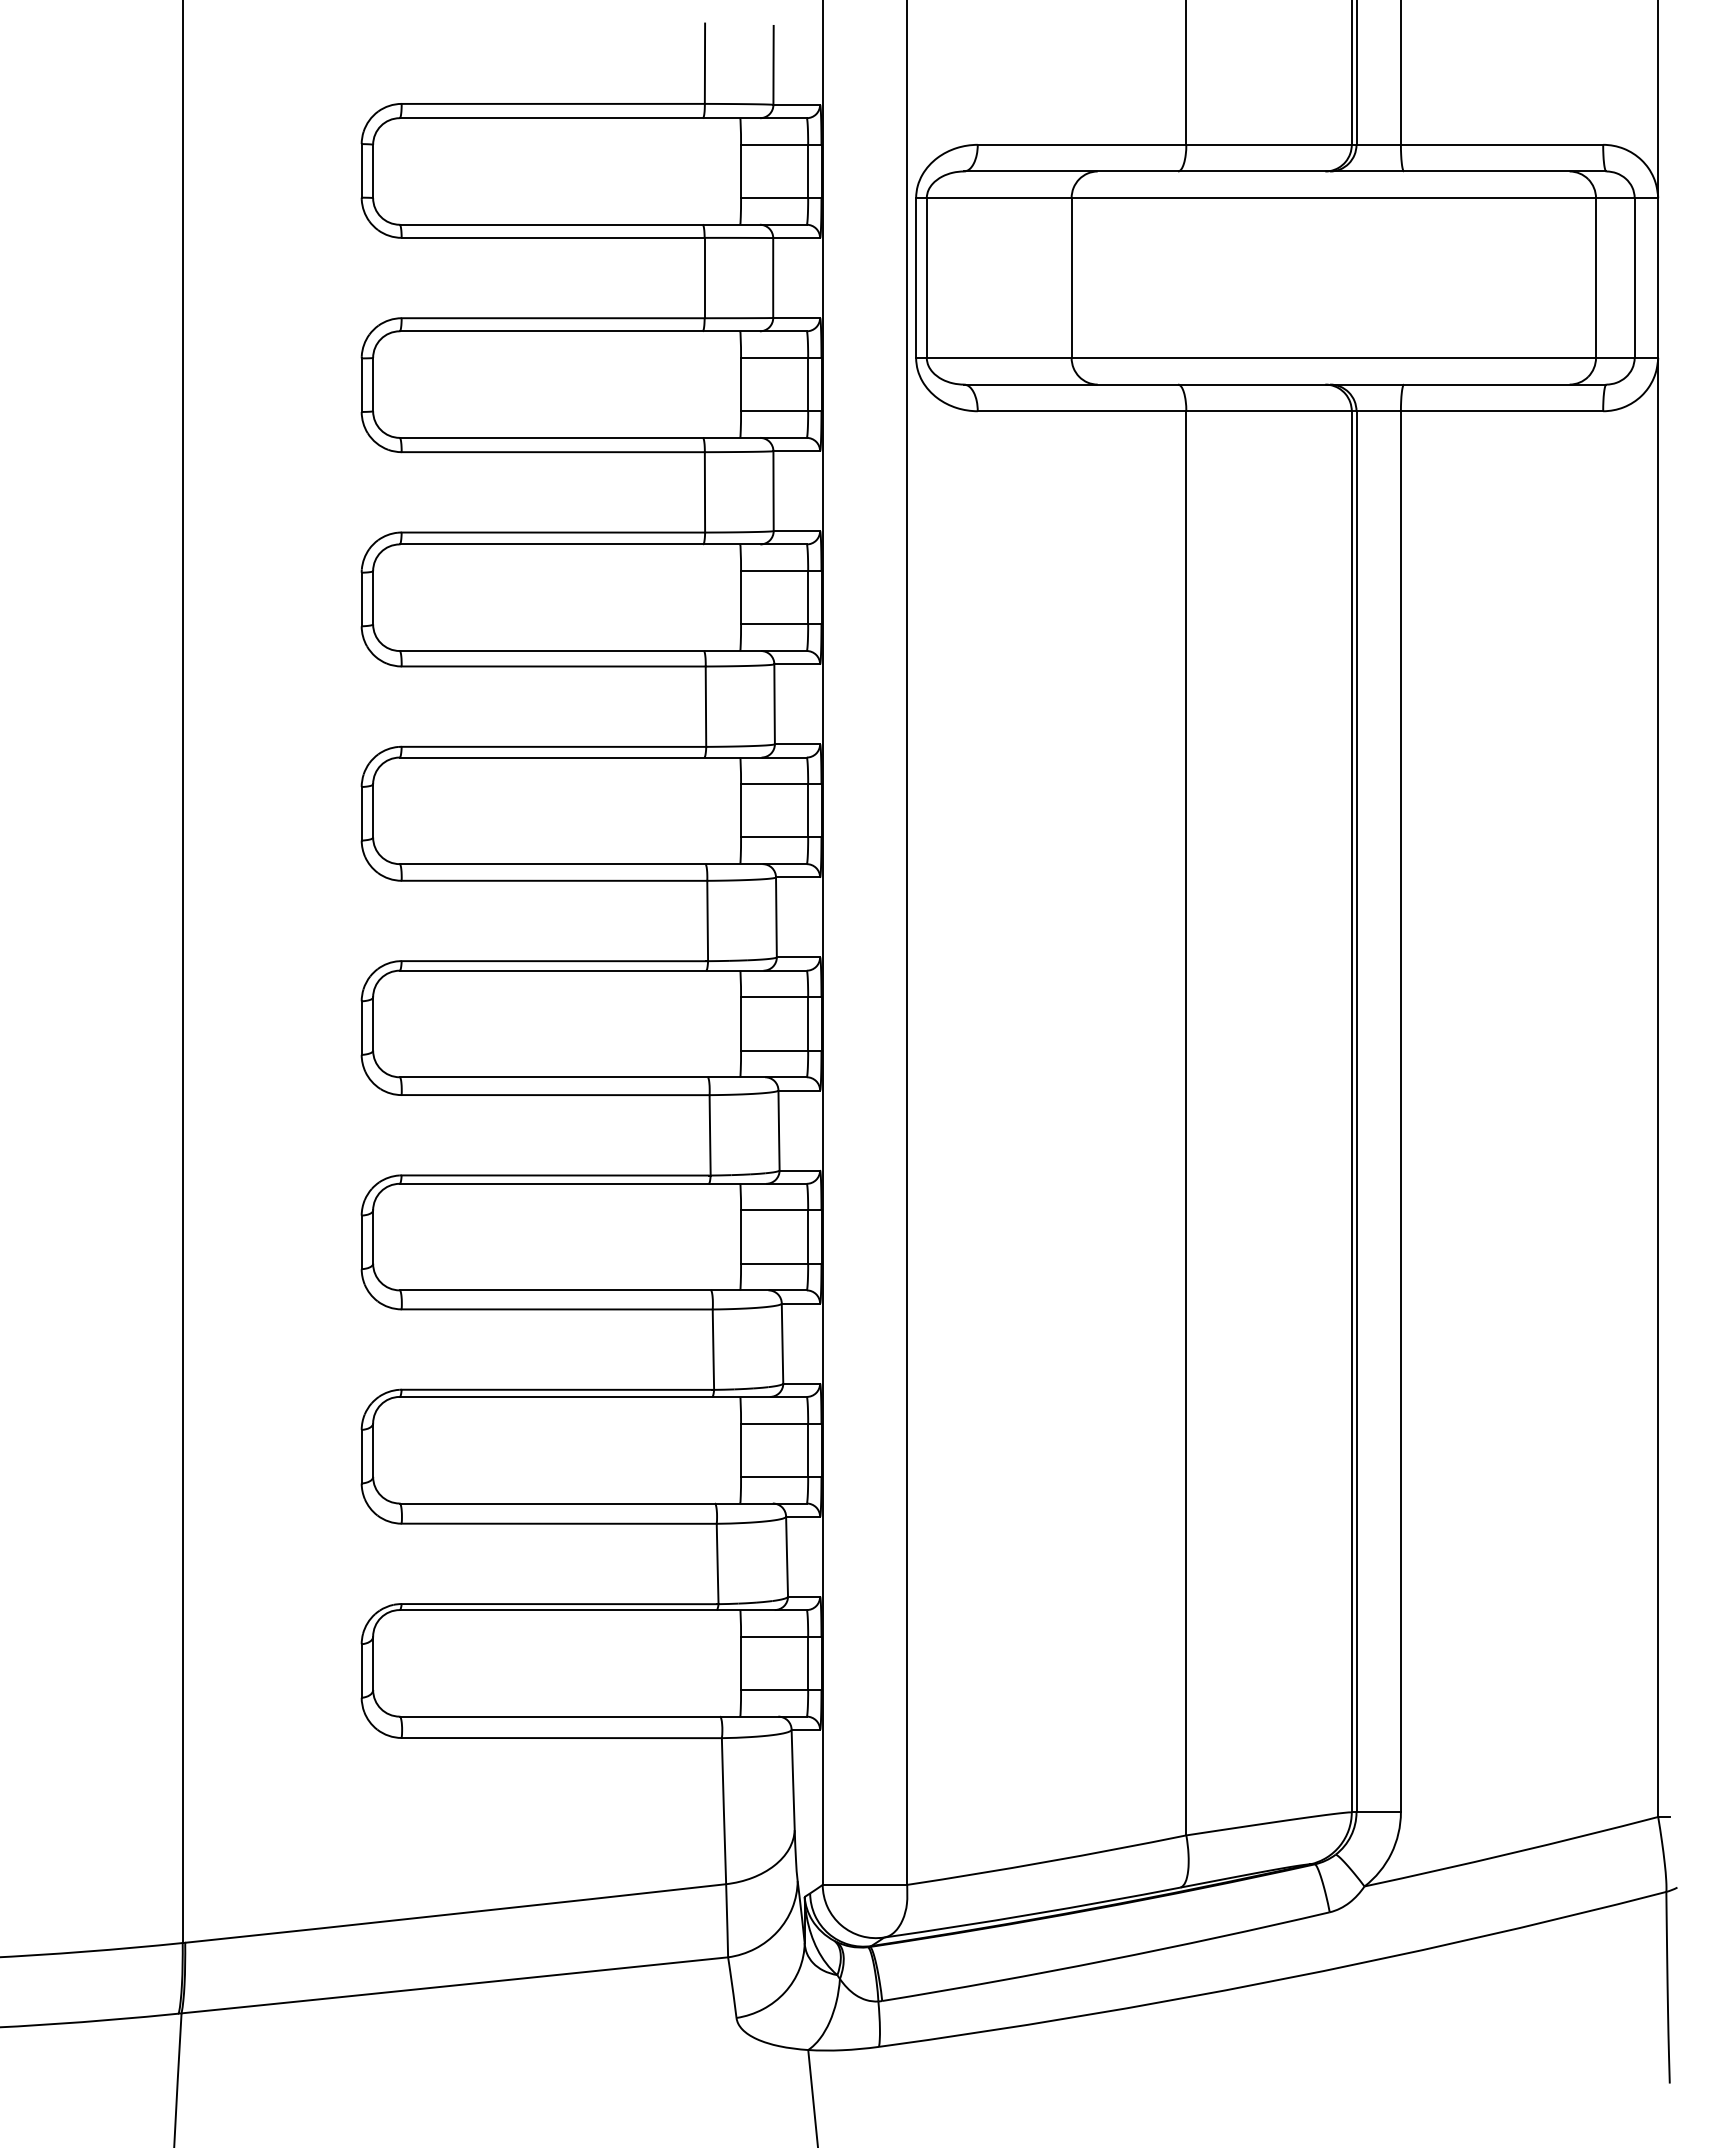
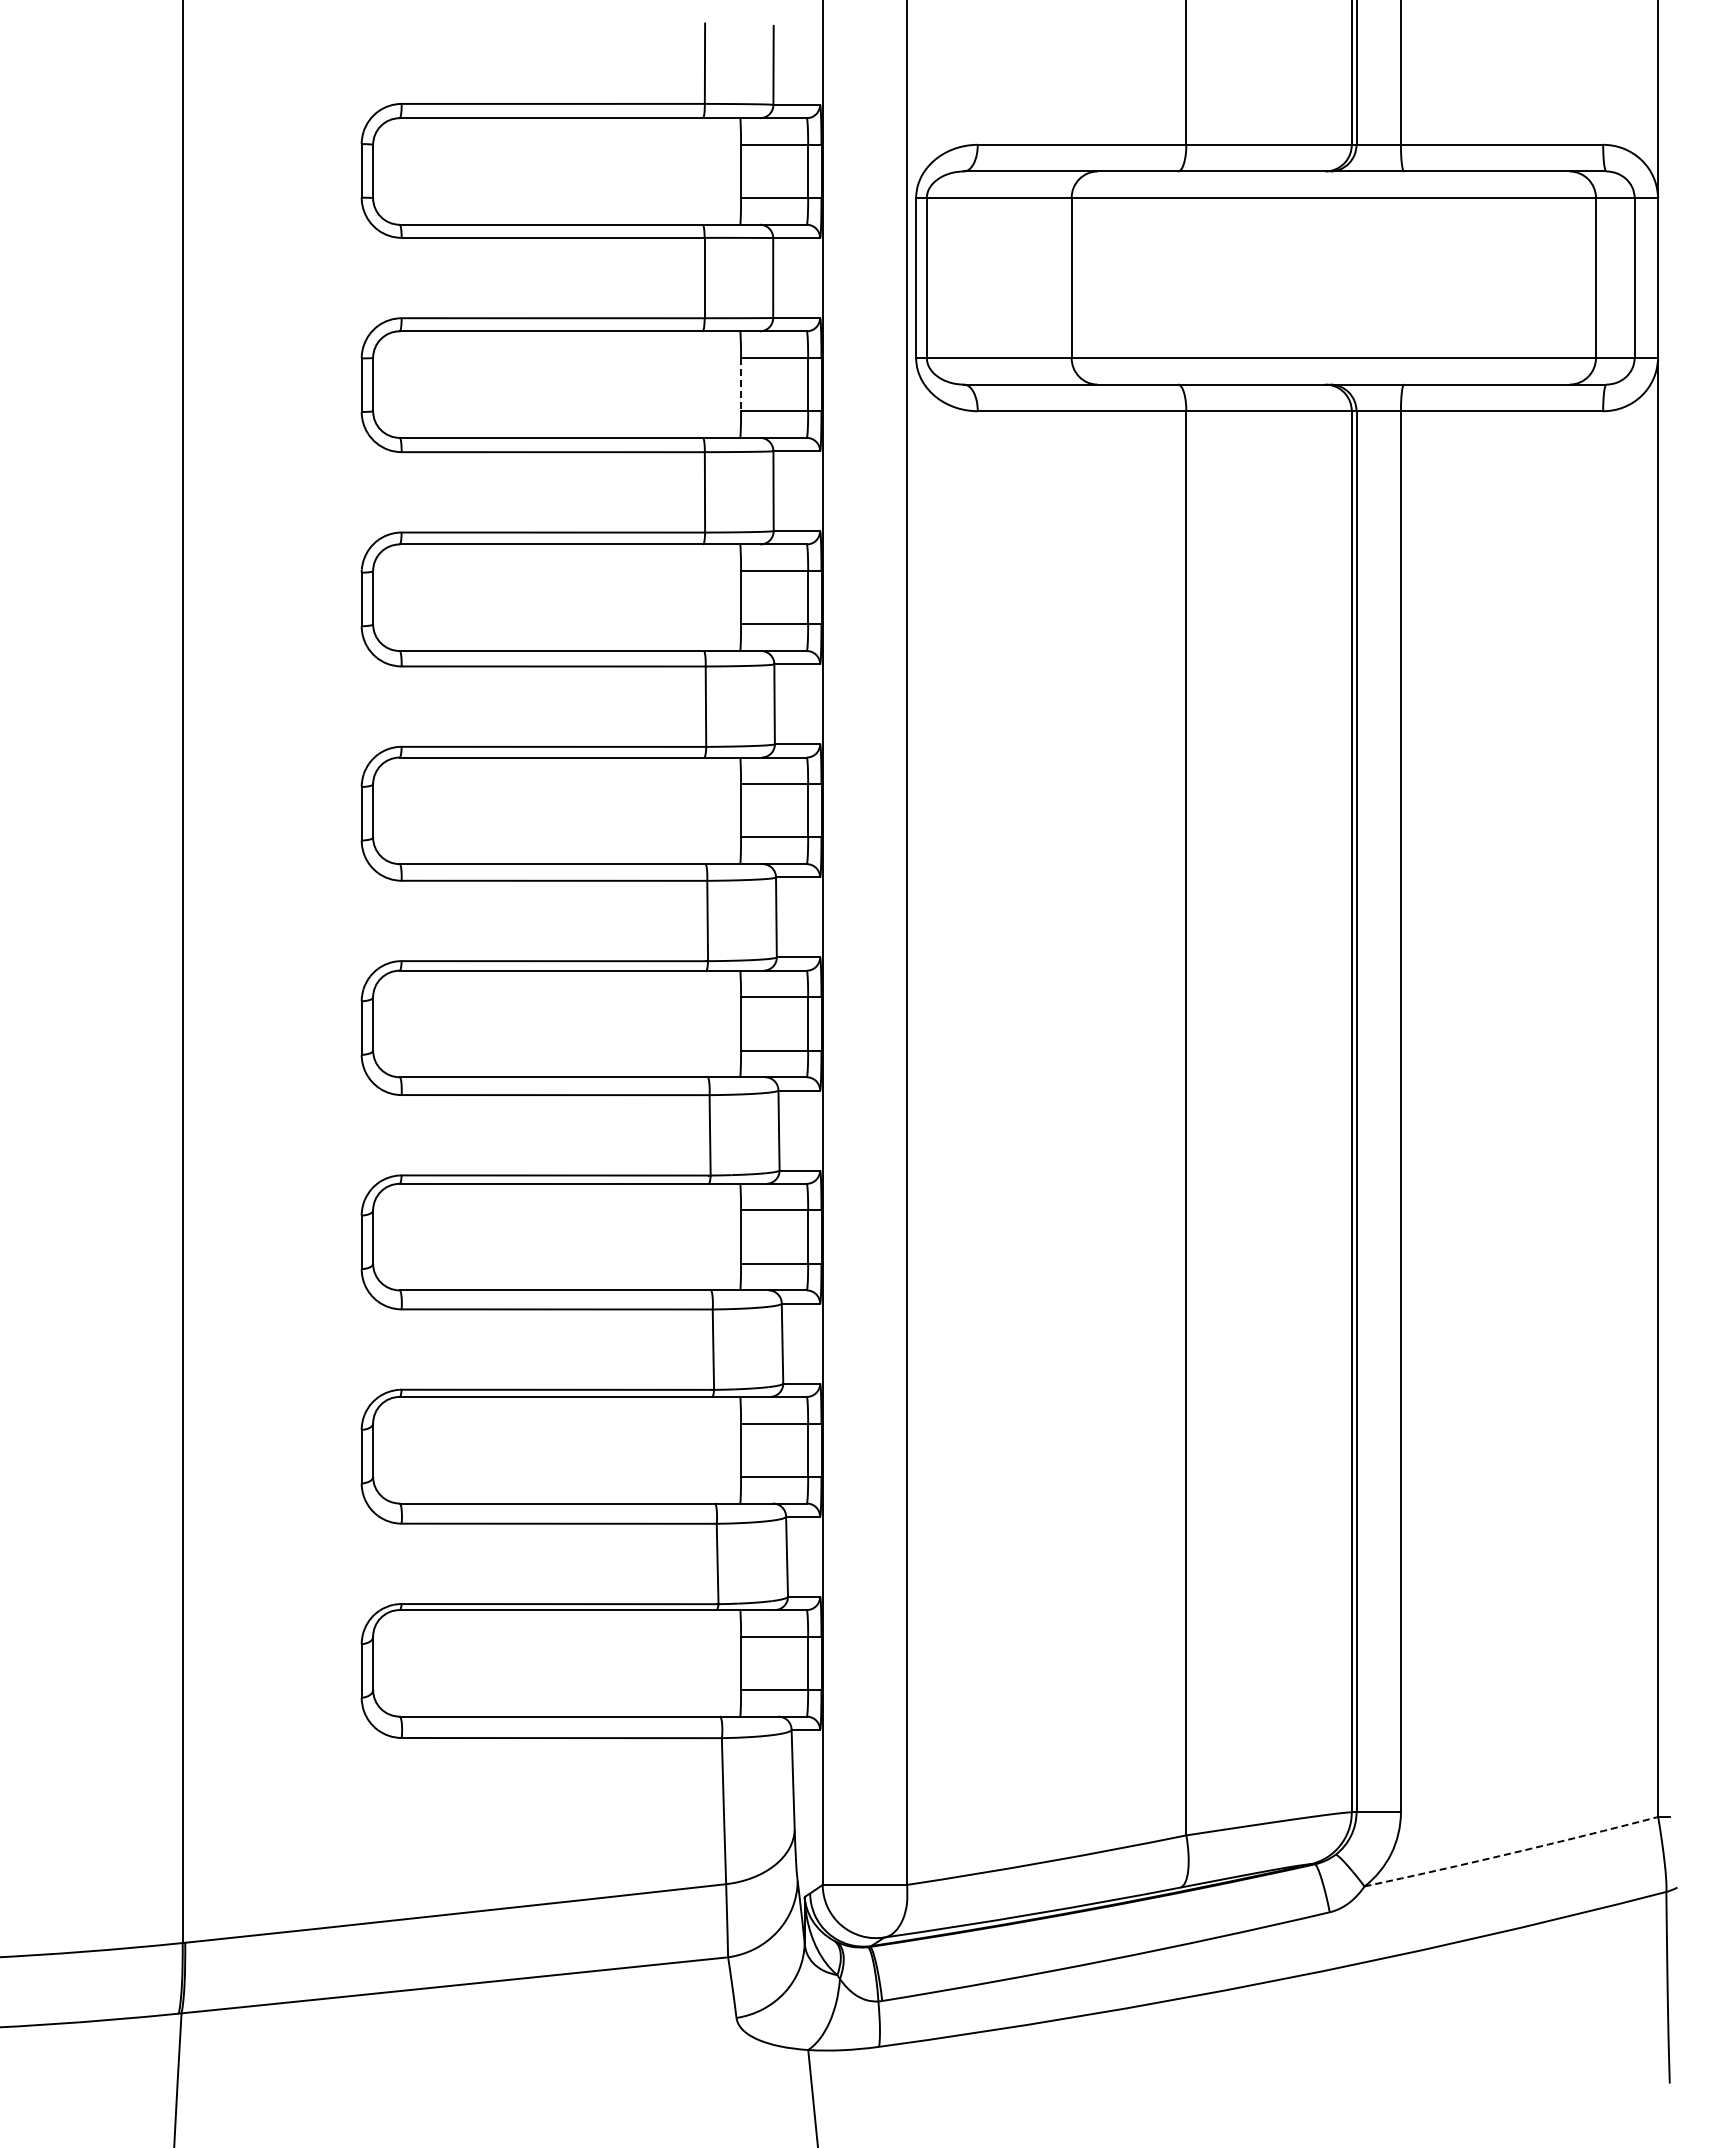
line: solid -> dashed (741, 384)
arc: solid -> dashed (1511, 1853)
